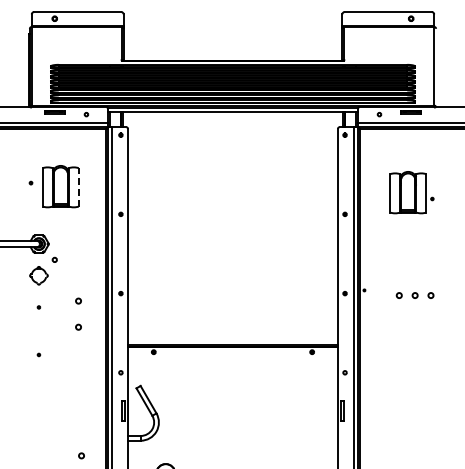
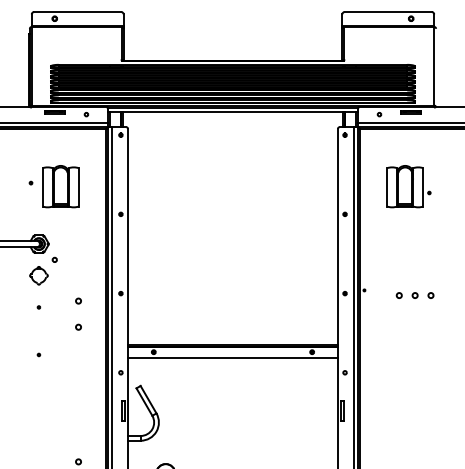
line: dashed -> solid (78, 186)
part position: (411, 192) -> (408, 186) (408, 186)
line: none -> present (232, 357)
circle position: (81, 455) -> (78, 461) (78, 461)
